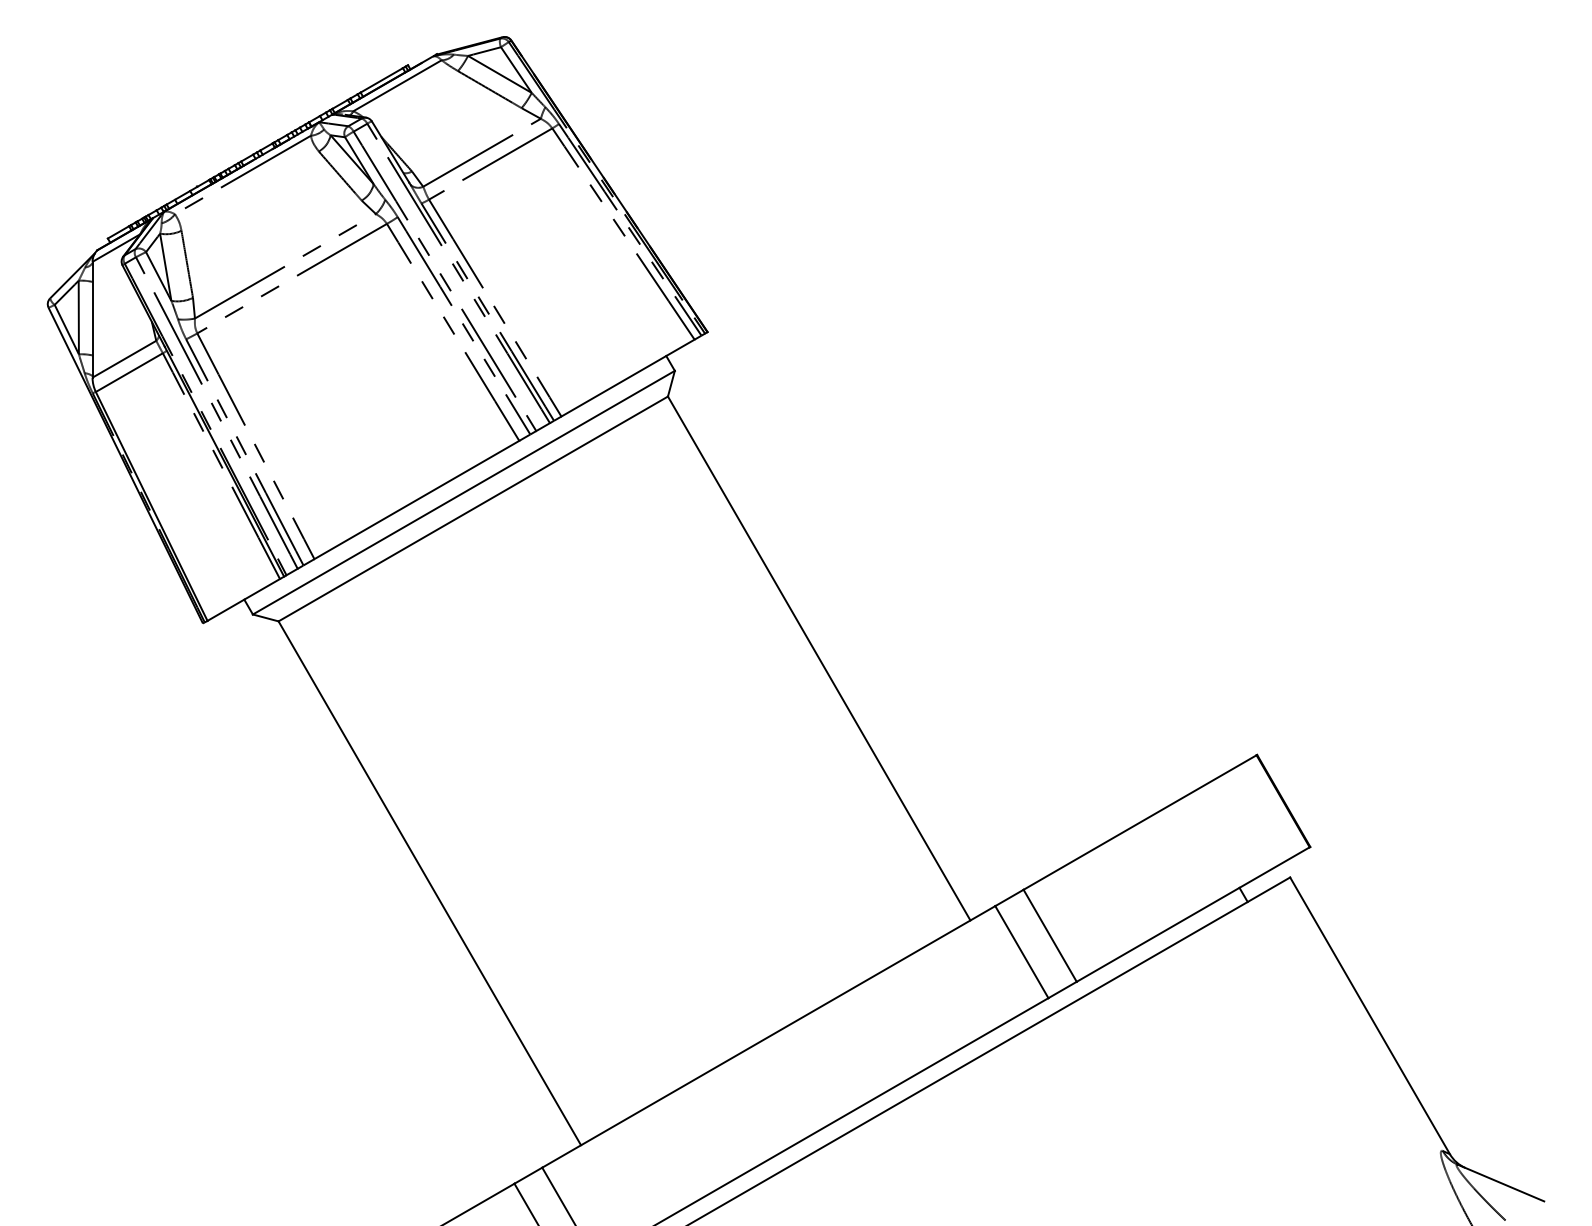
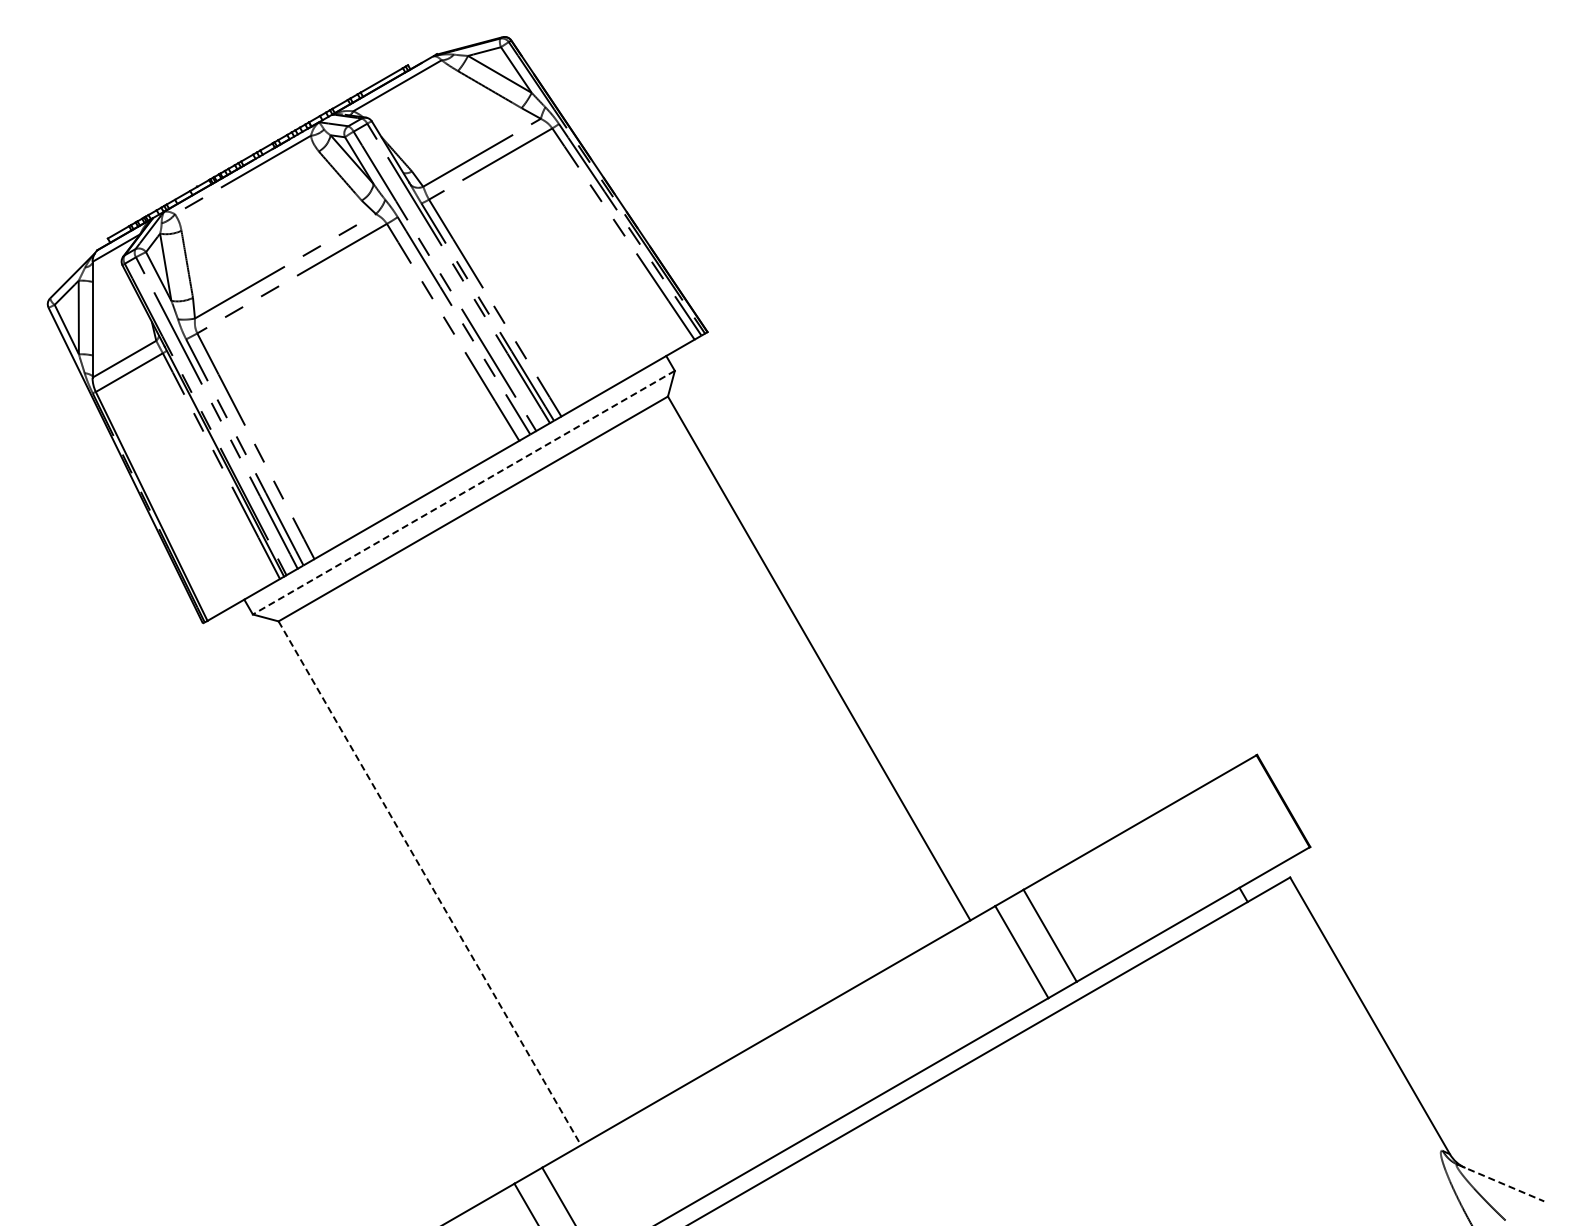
line: solid -> dashed (463, 492)
line: solid -> dashed (430, 883)
line: solid -> dashed (1501, 1183)
